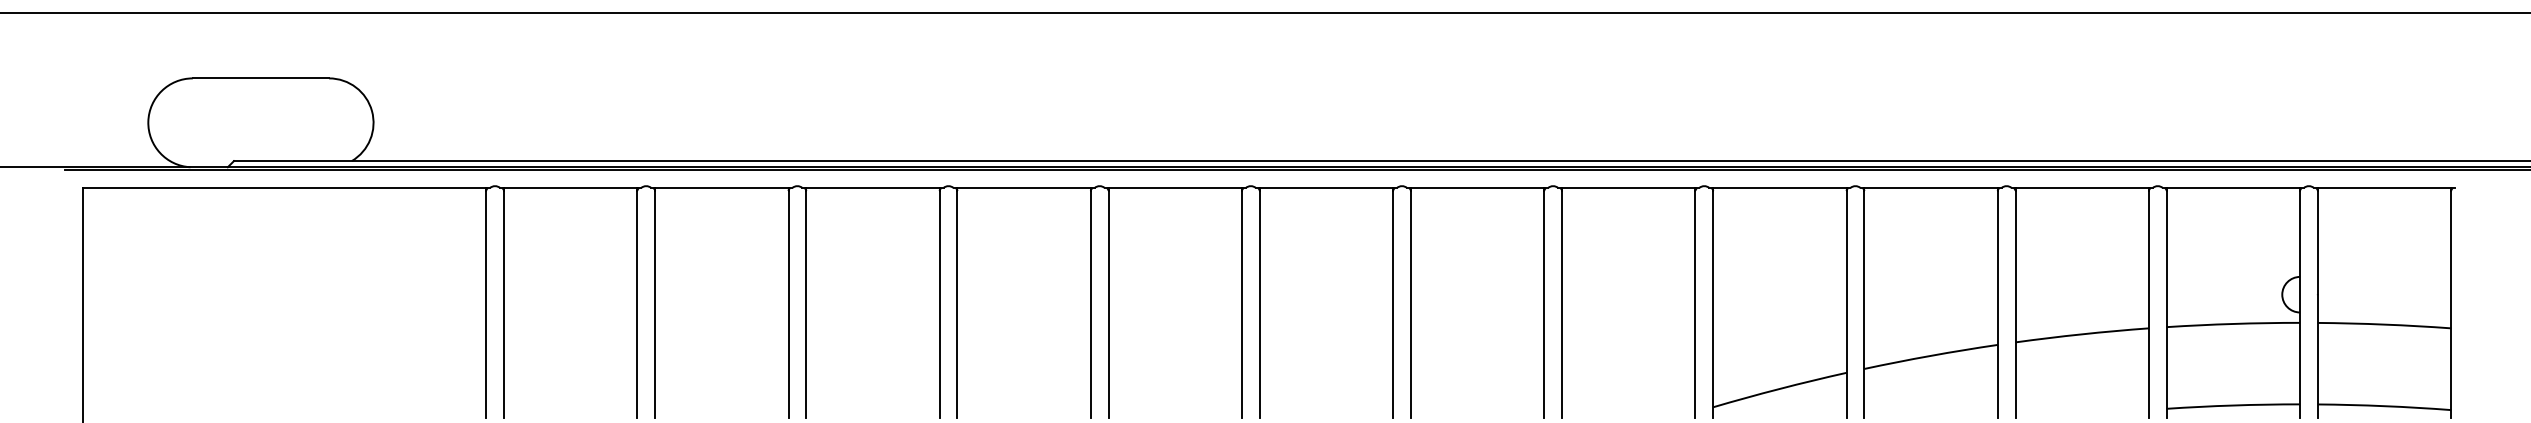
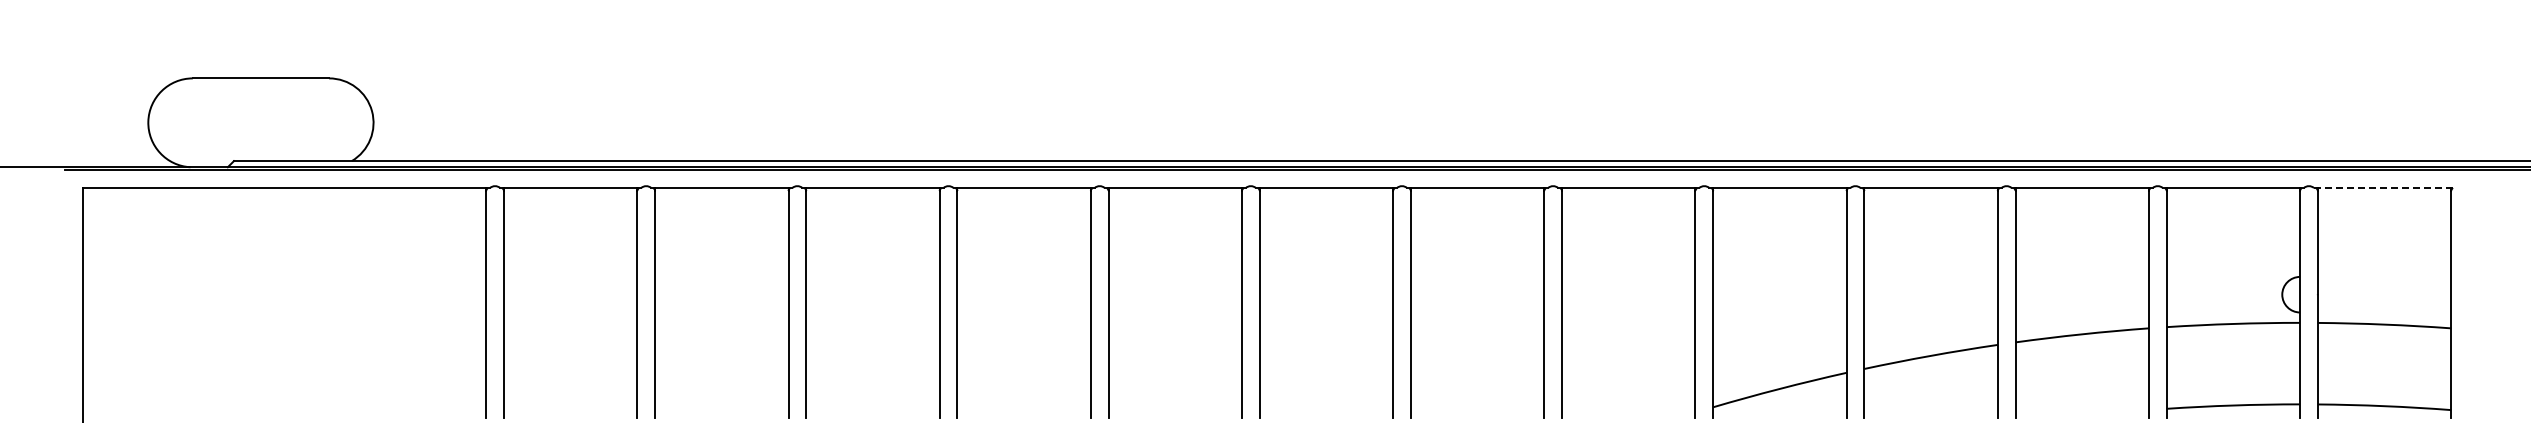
line: present -> none (1264, 12)
line: solid -> dashed (2384, 188)
